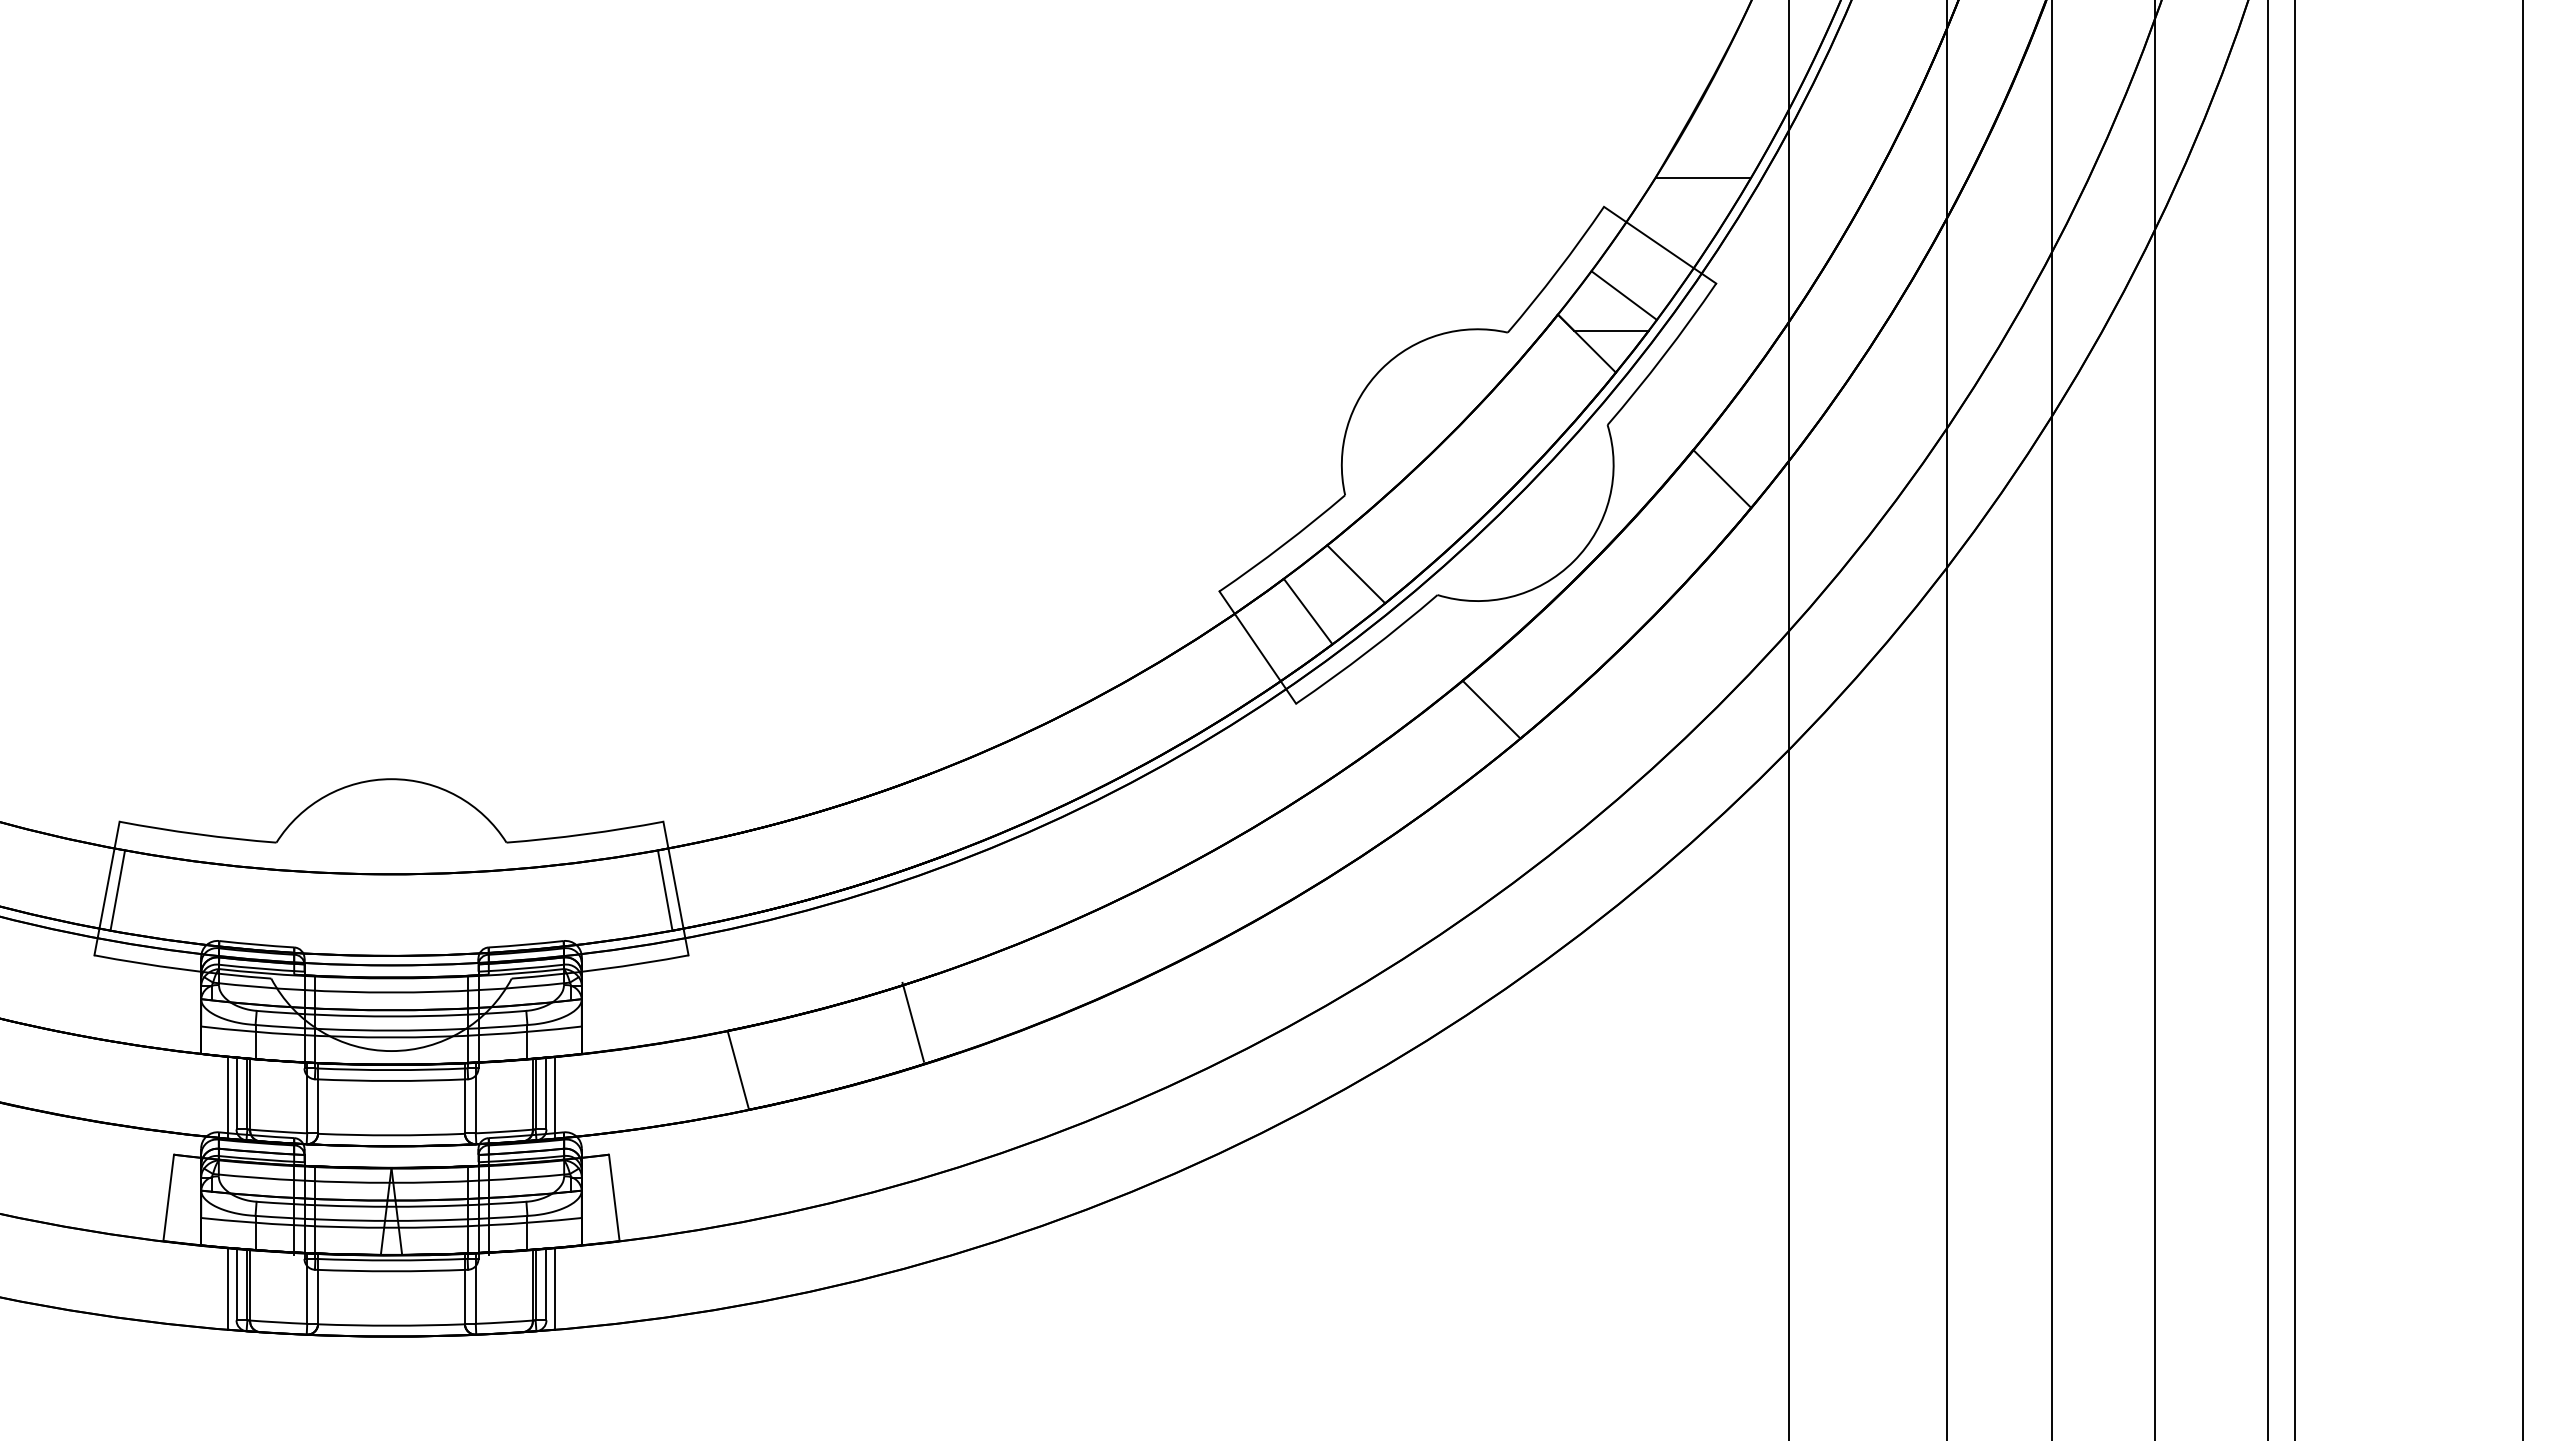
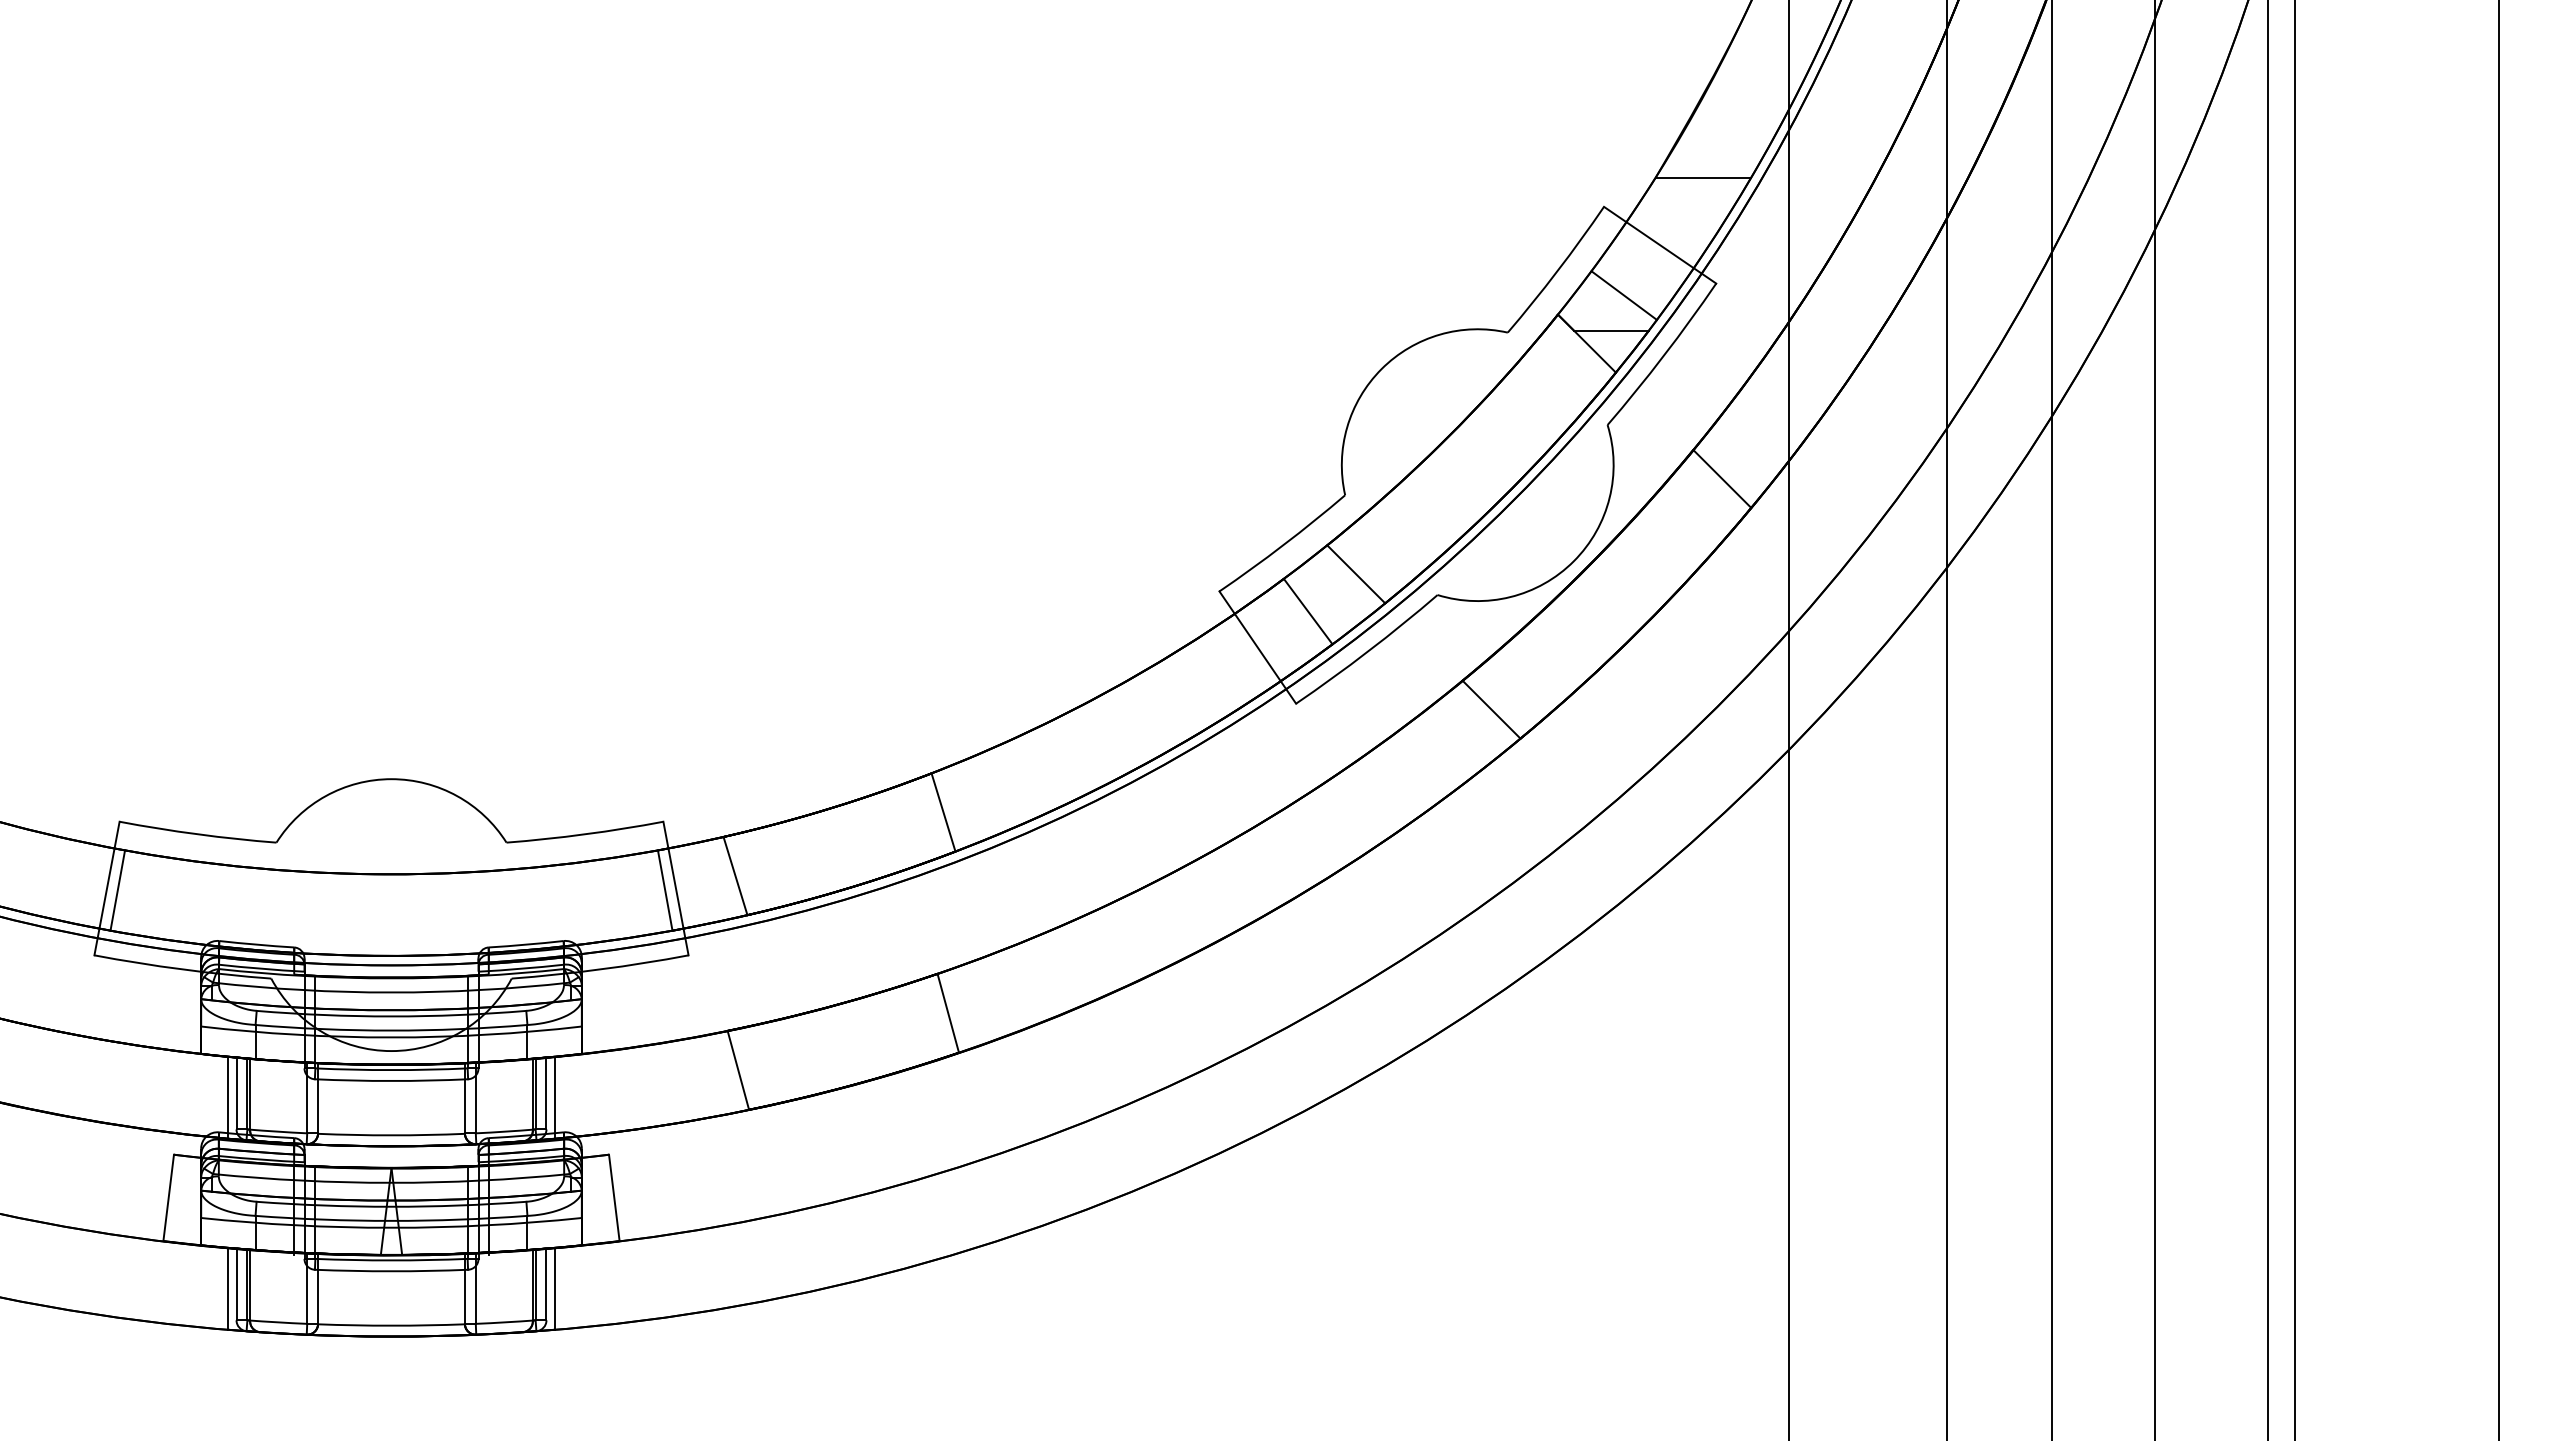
line position: (2522, 719) -> (2498, 719) (2498, 719)
line: none -> present (943, 812)
line: none -> present (735, 876)
line position: (912, 1021) -> (947, 1012) (947, 1012)
